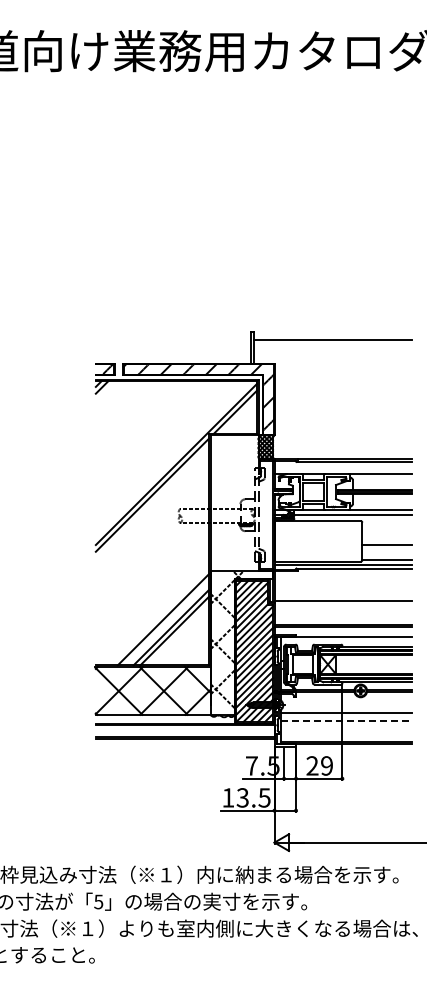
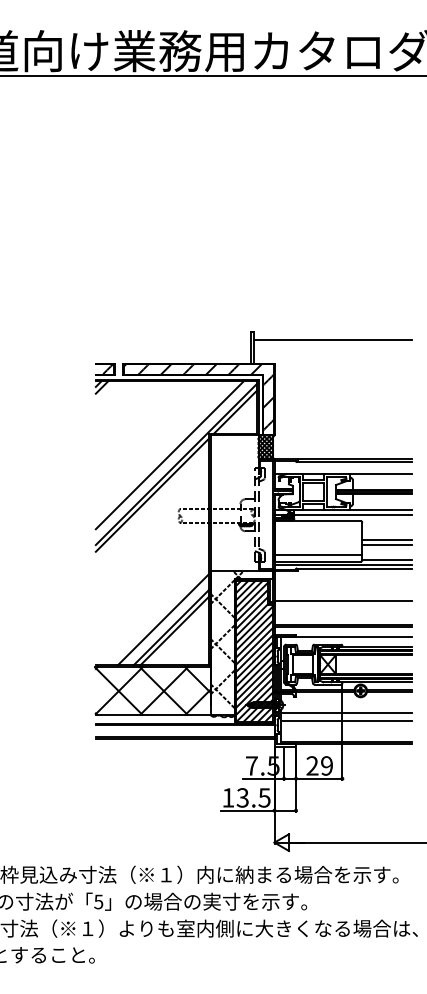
line: none -> present (212, 76)
line: none -> present (169, 455)
line: none -> present (386, 539)
line: none -> present (318, 555)
line: dashed -> solid (346, 721)
